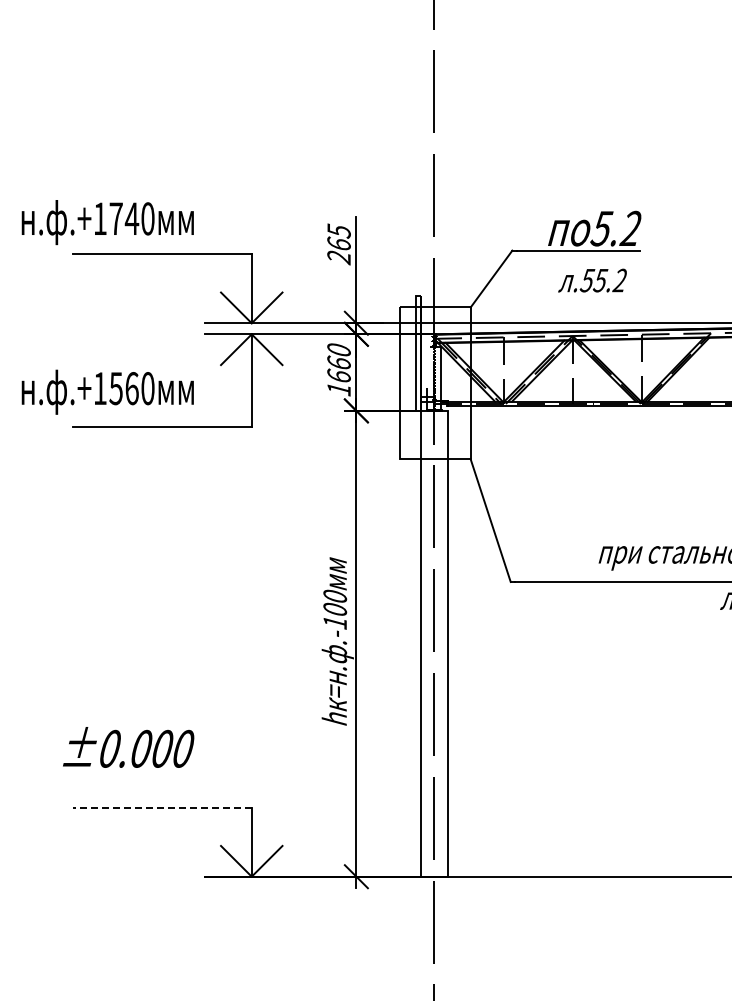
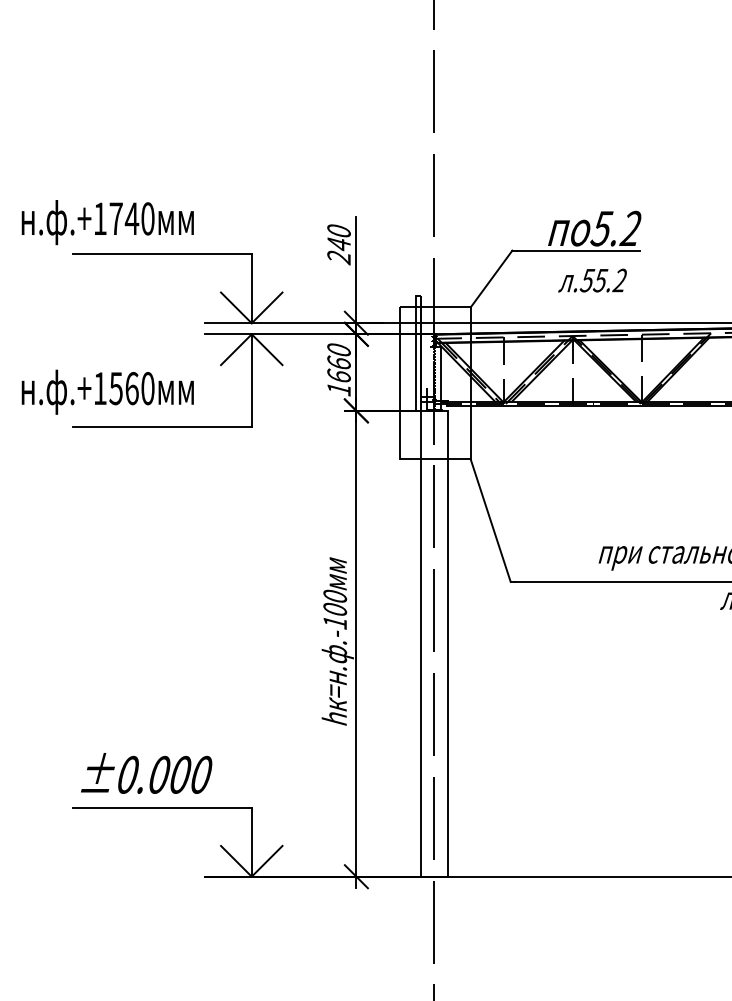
text: 265 -> 240 (338, 237)
text position: (128, 747) -> (146, 773) (146, 773)
line: dashed -> solid (162, 807)
